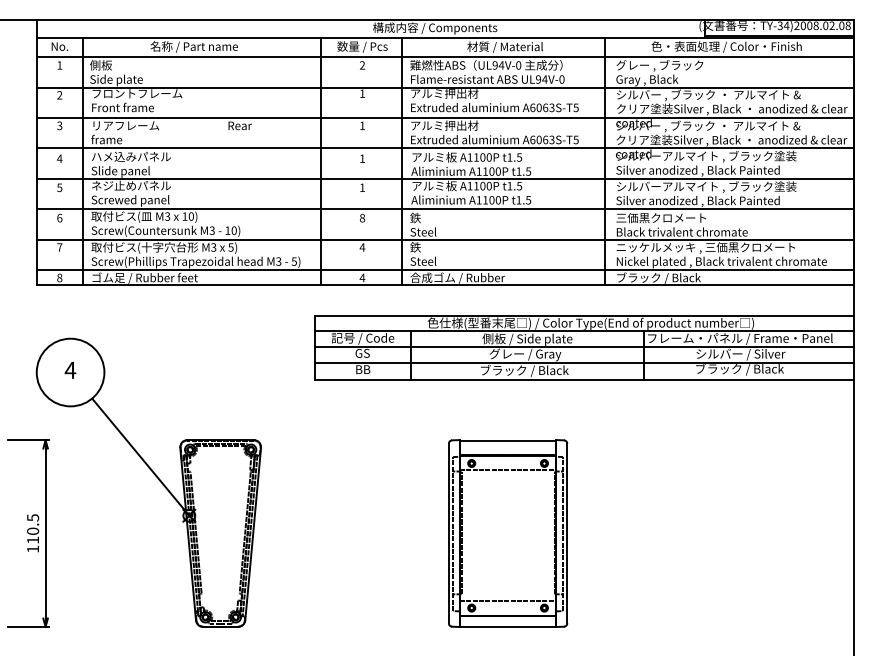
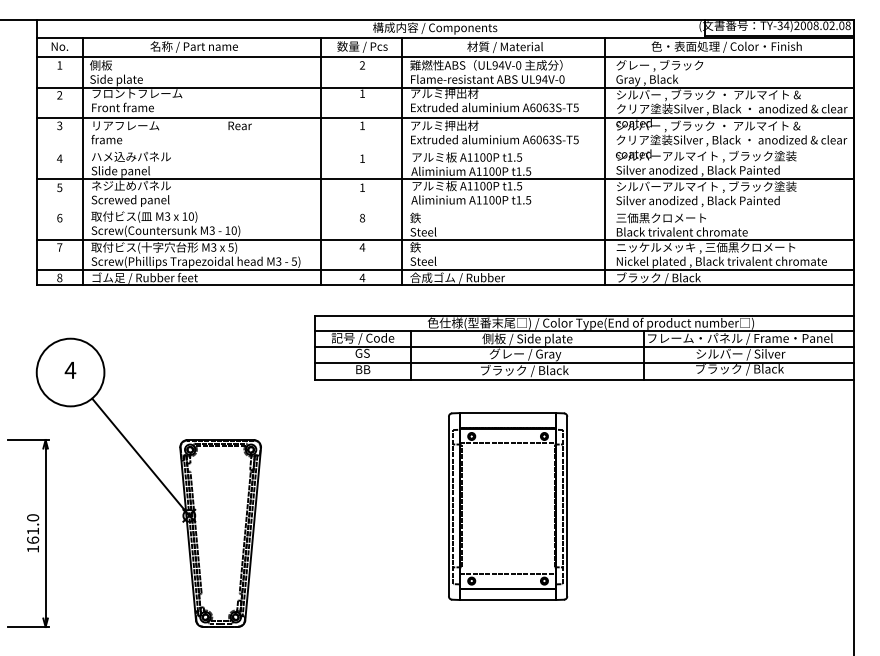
line: present -> none (444, 148)
line: present -> none (444, 209)
text: 110.5 -> 161.0 (33, 528)
part position: (508, 533) -> (508, 506) (508, 506)
